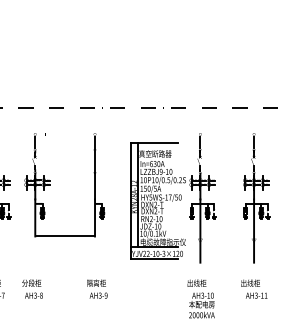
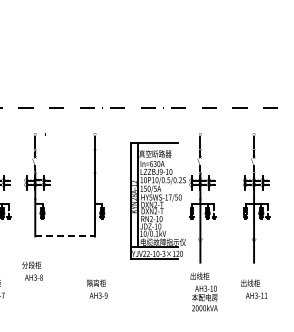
line: solid -> dashed (65, 236)
text position: (32, 288) -> (32, 270) (32, 270)
text position: (200, 298) -> (203, 291) (203, 291)
